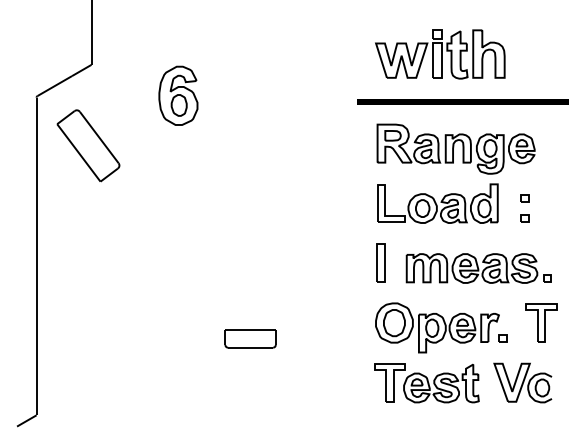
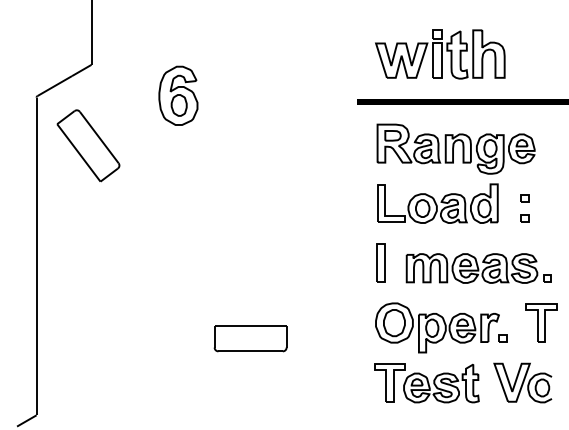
part size: 53x20 px -> 75x28 px (250, 338)
